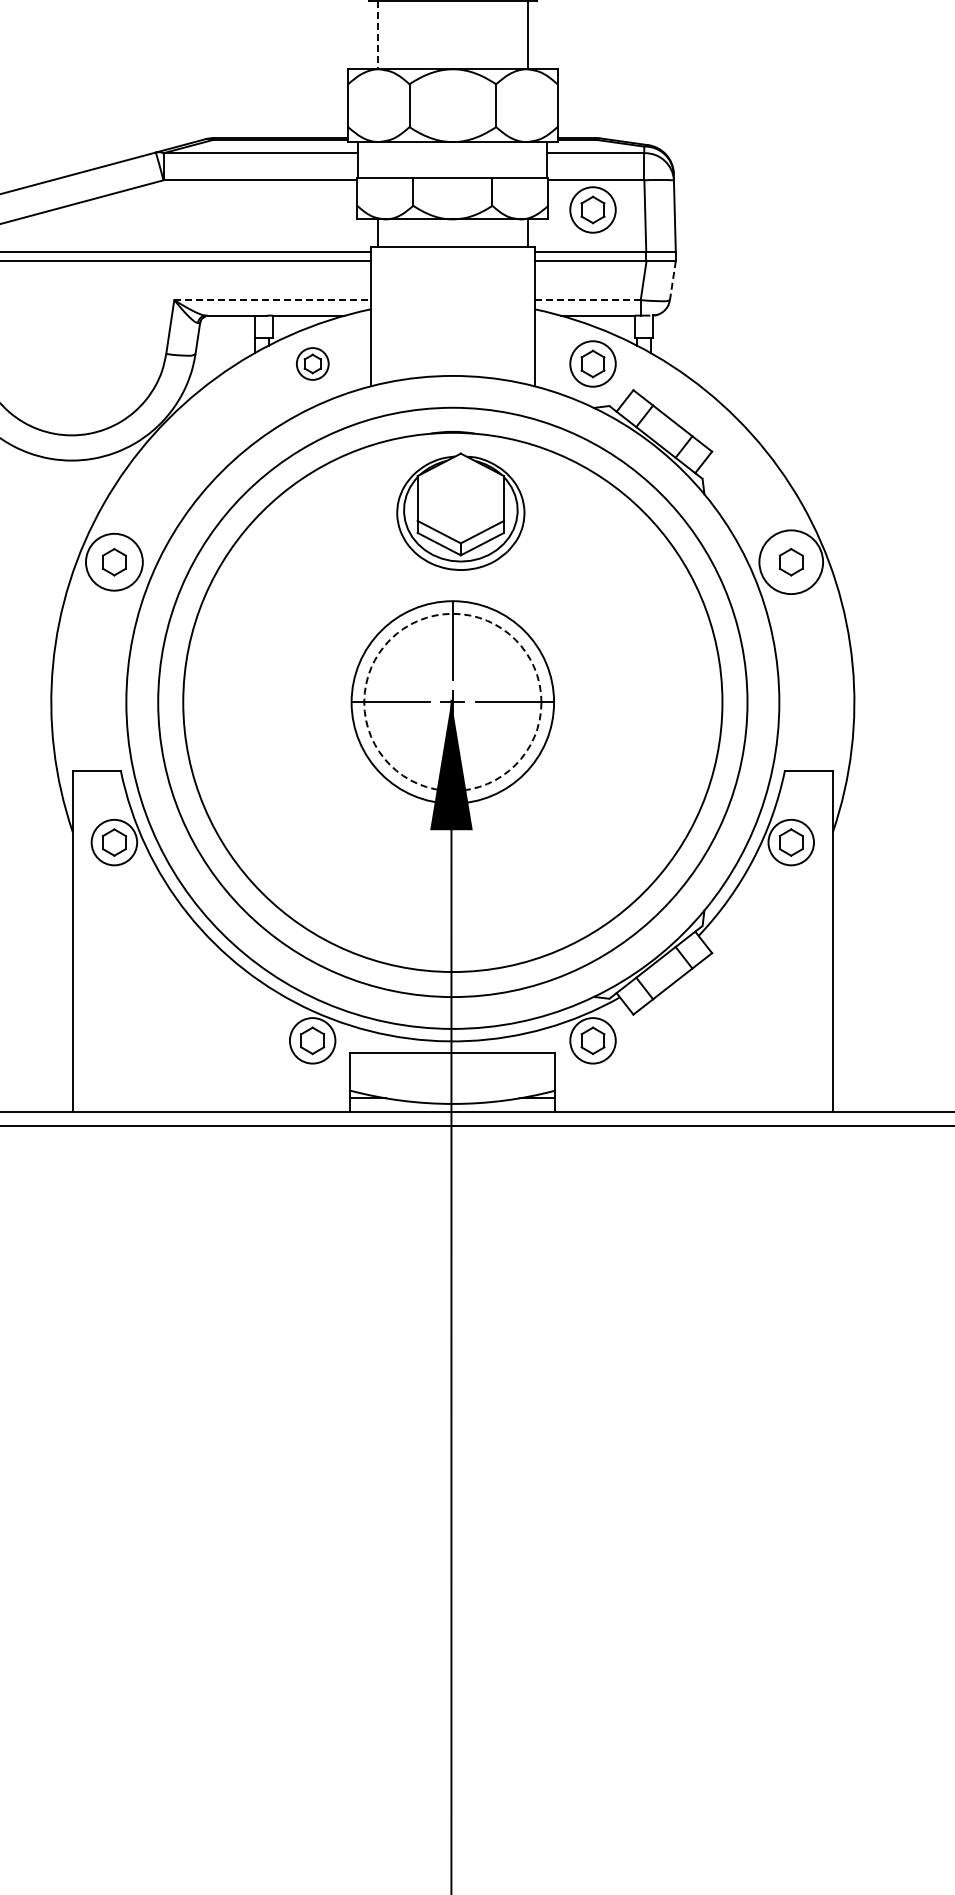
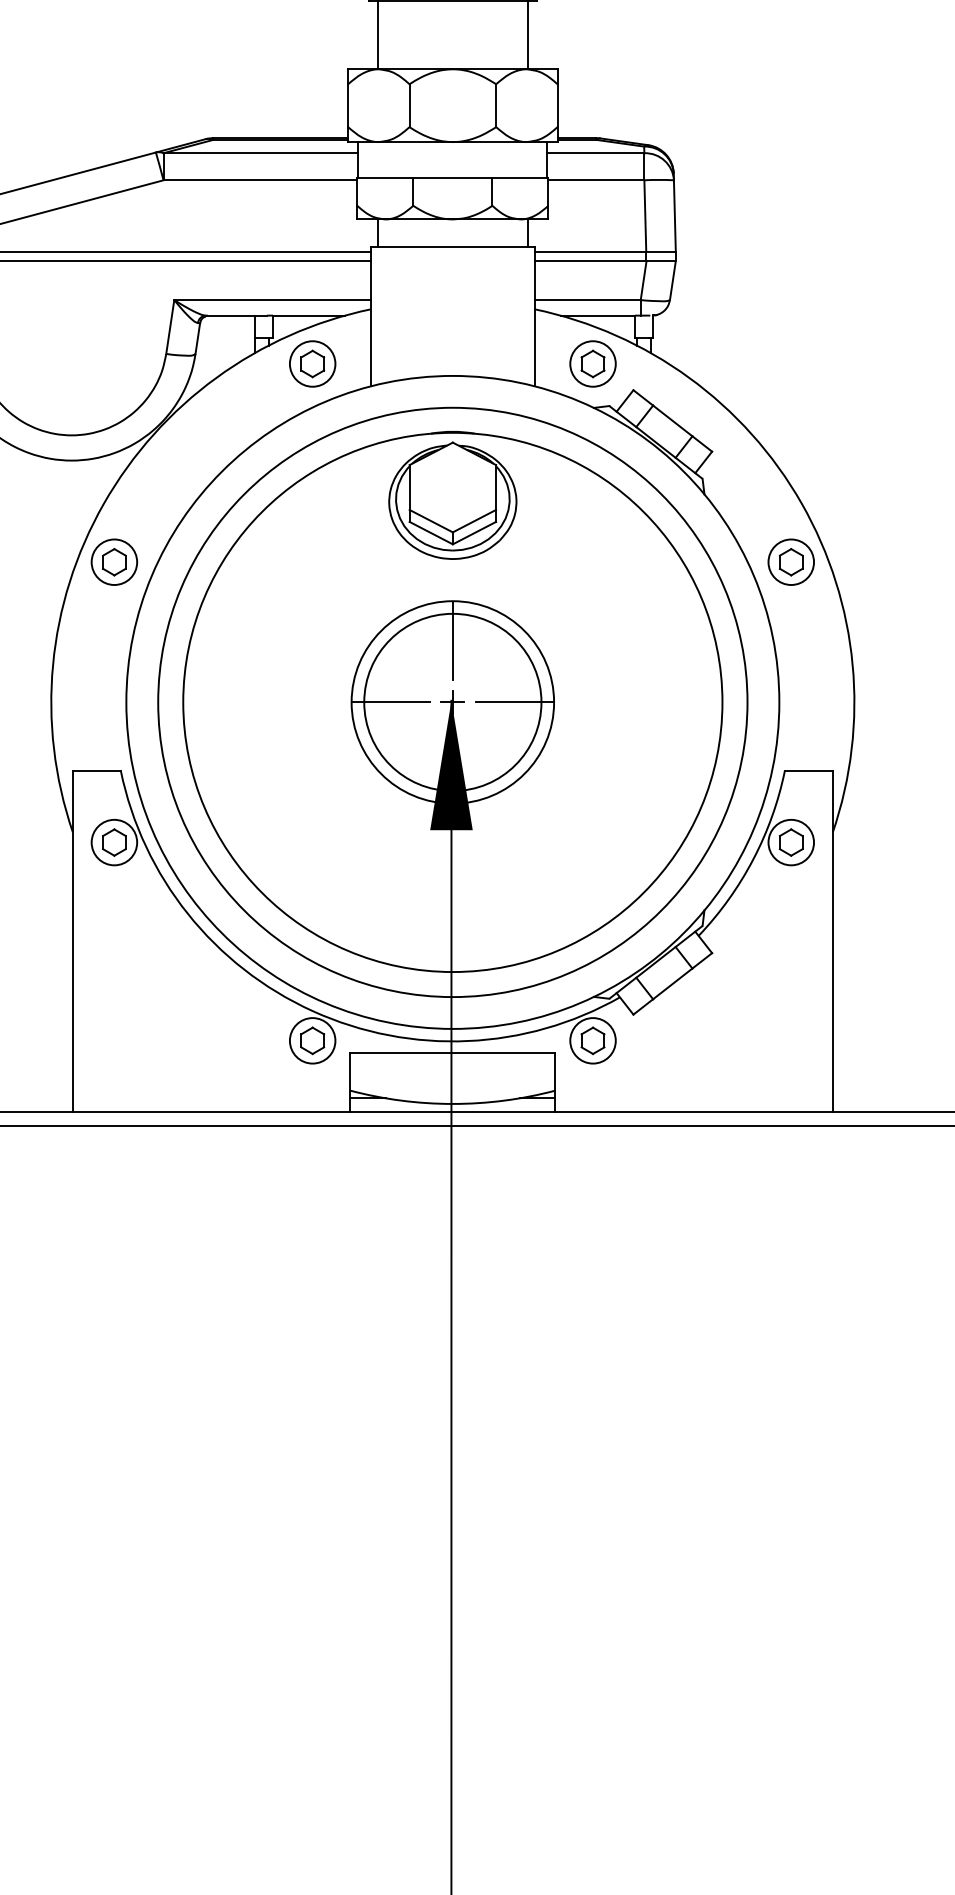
line: dashed -> solid (377, 35)
part: present -> none (592, 209)
line: dashed -> solid (672, 280)
line: dashed -> solid (273, 300)
line: dashed -> solid (587, 300)
part size: 34x34 px -> 48x48 px (312, 363)
part position: (460, 511) -> (452, 500) (452, 500)
circle diameter: 57 px -> 46 px (114, 562)
circle diameter: 64 px -> 46 px (791, 562)
circle: dashed -> solid (452, 702)
